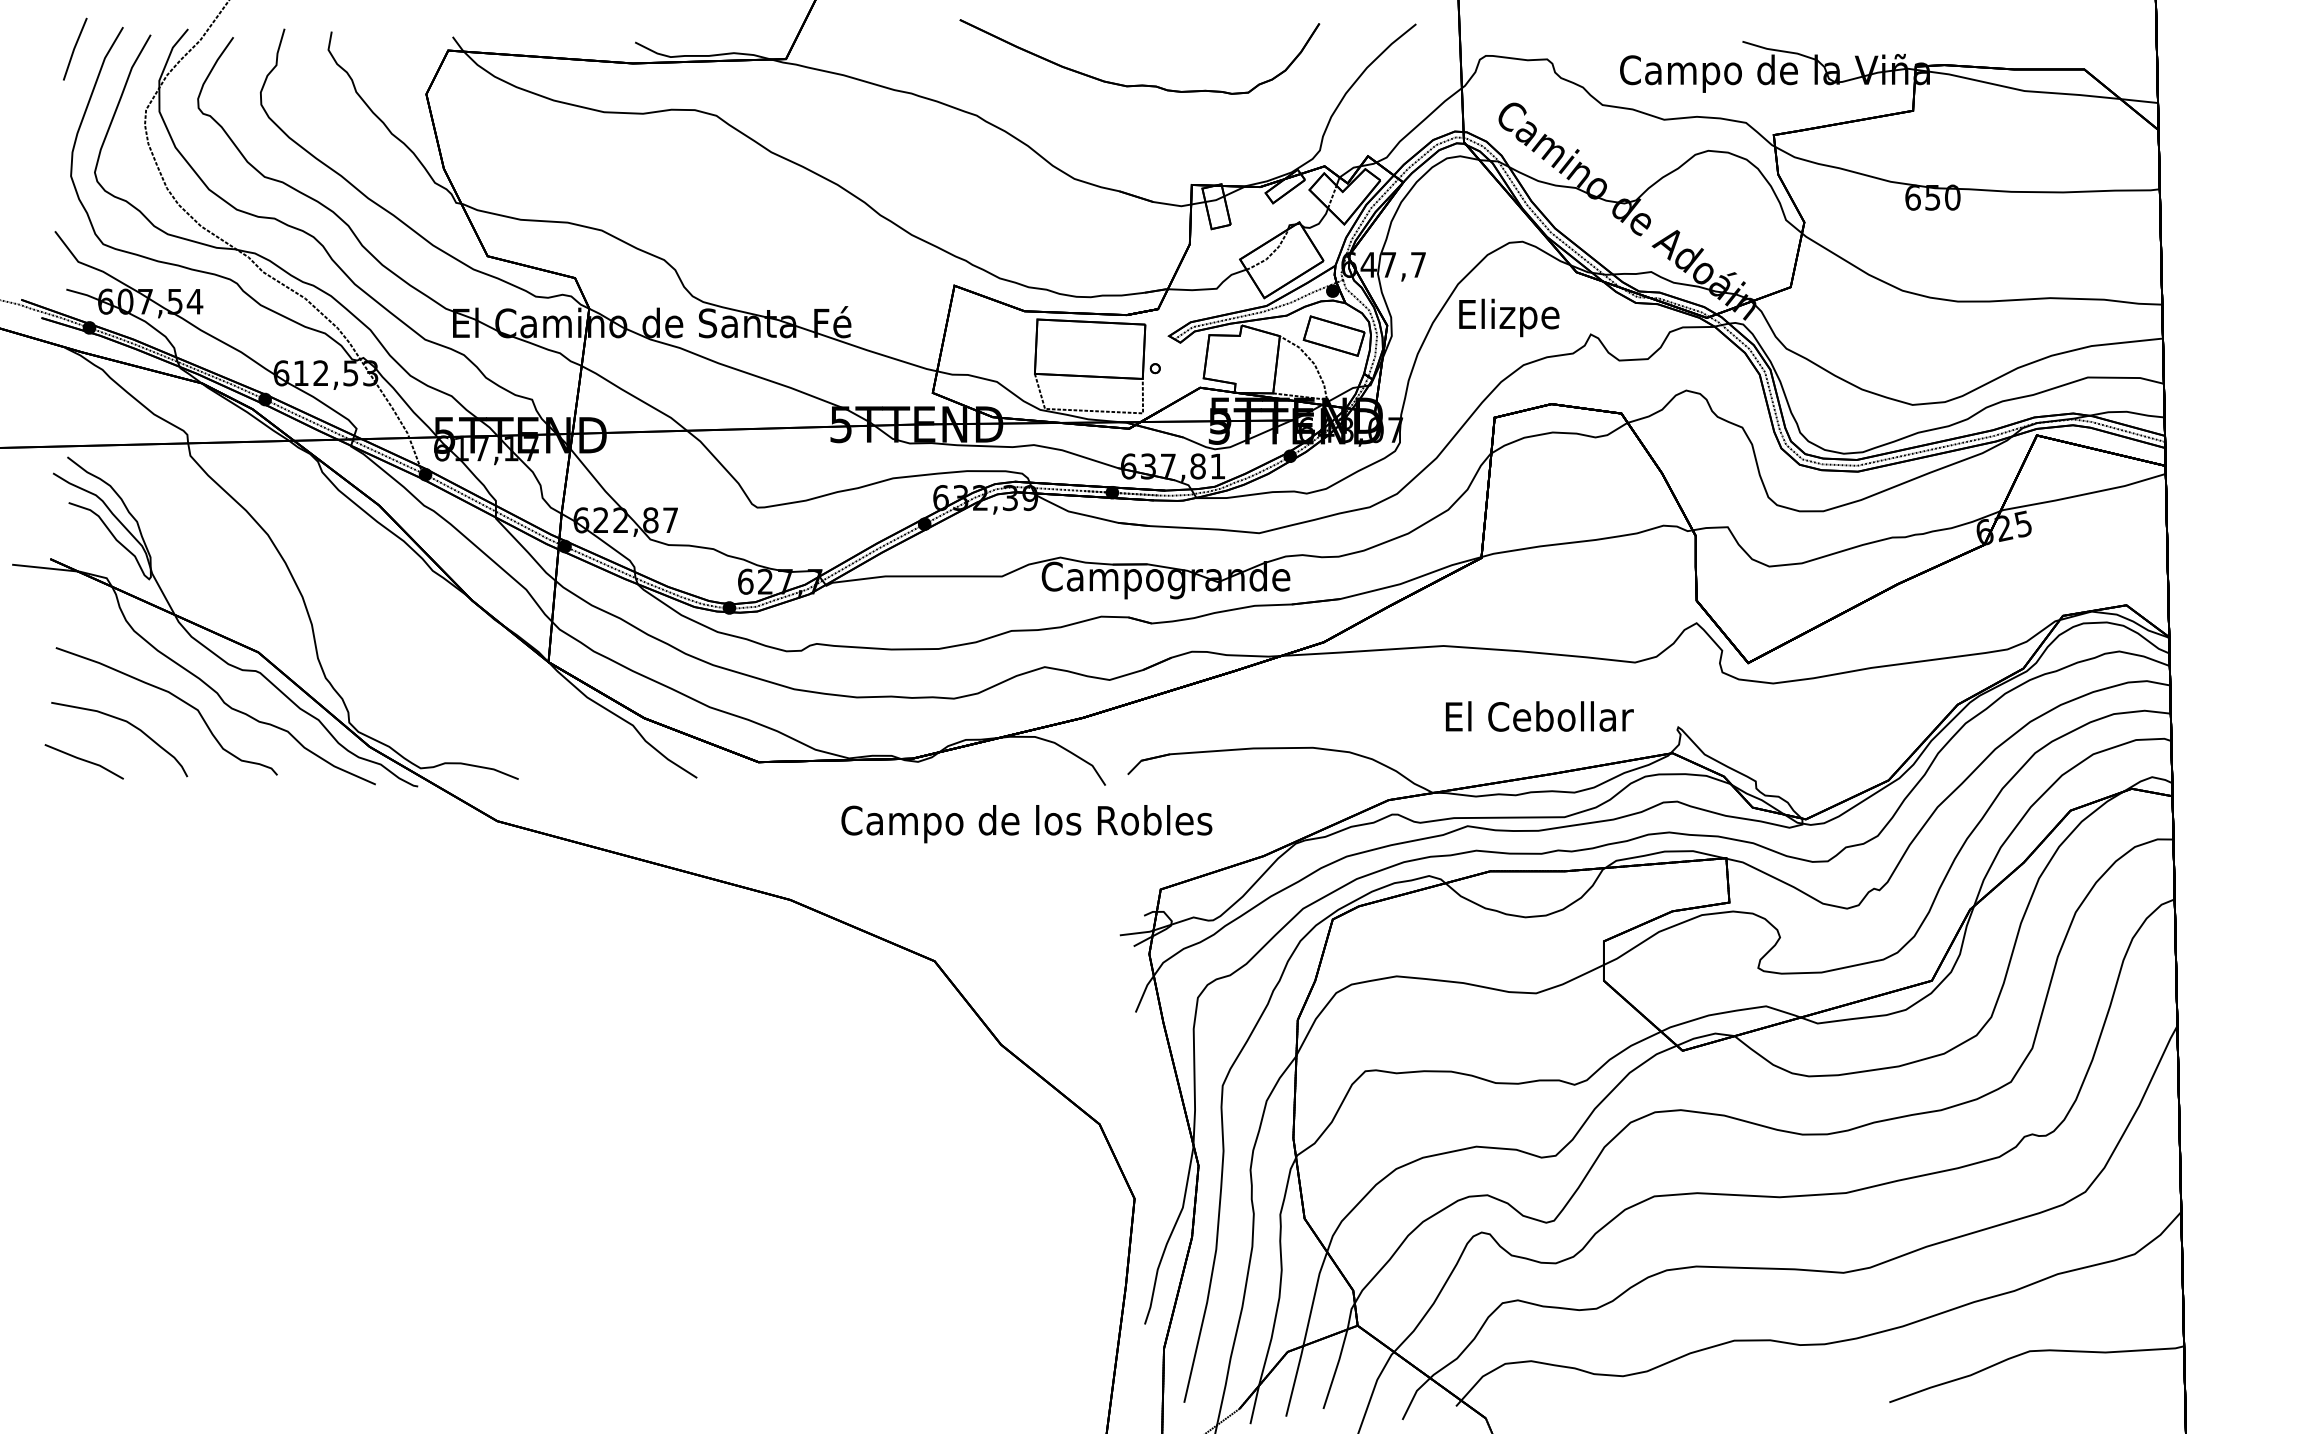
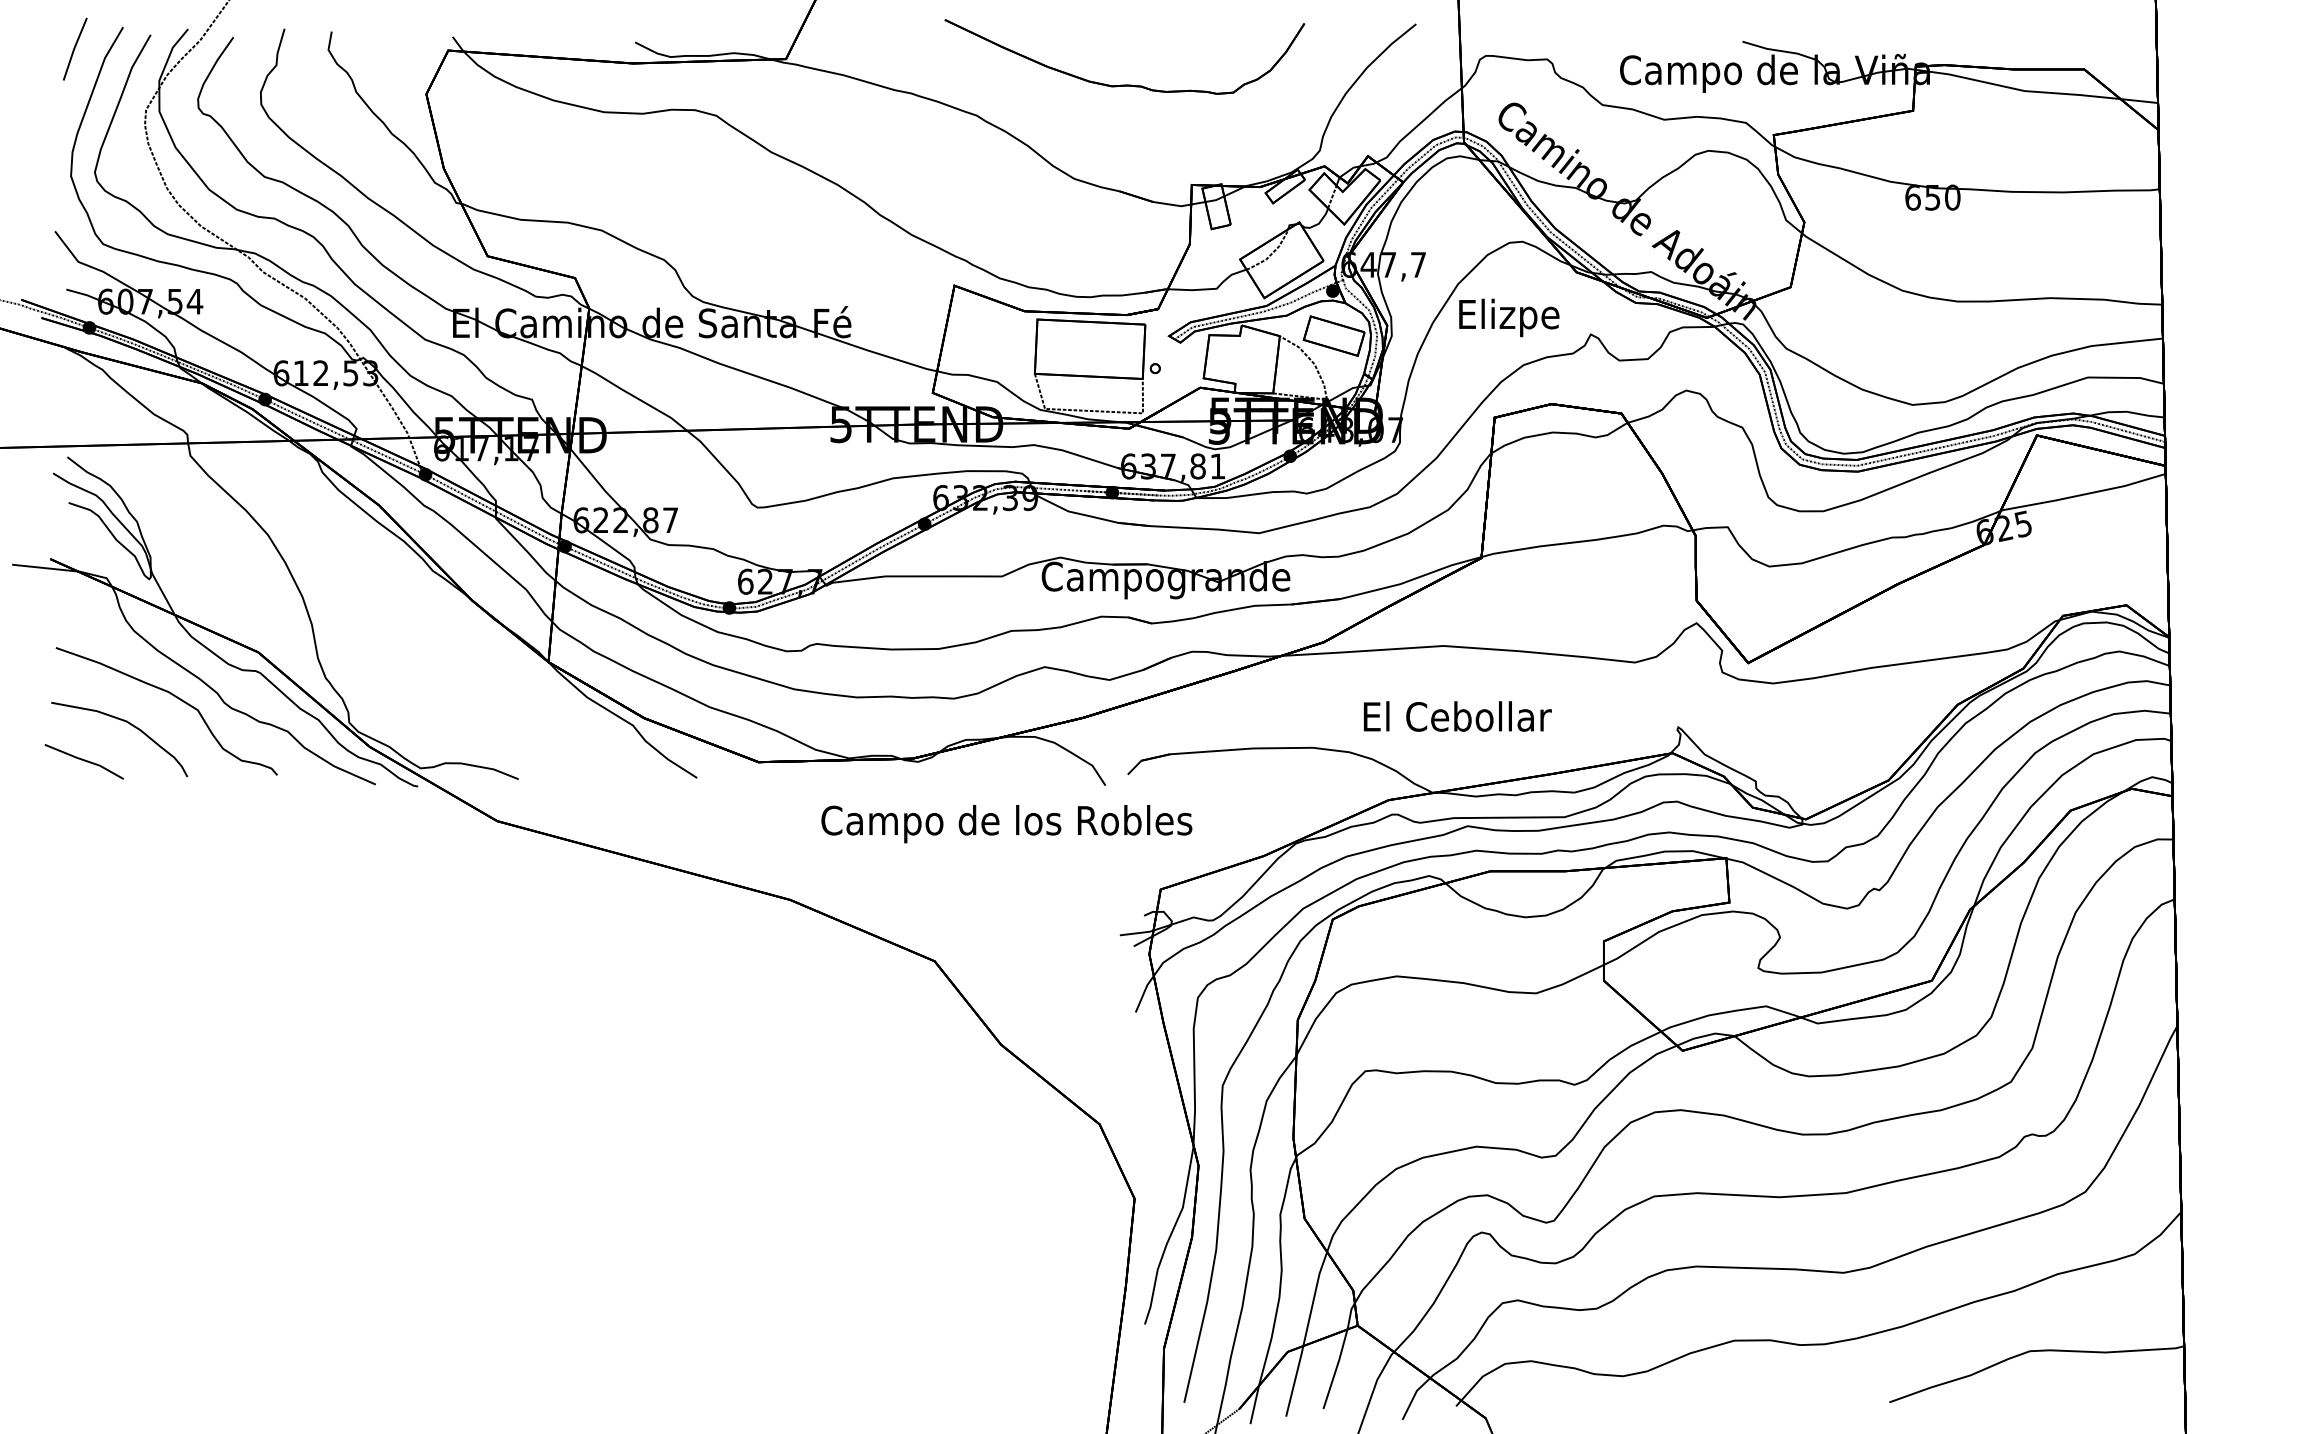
part position: (1139, 84) -> (1124, 84) (1124, 84)
text position: (1539, 716) -> (1457, 716) (1457, 716)
text position: (1026, 824) -> (1006, 824) (1006, 824)
